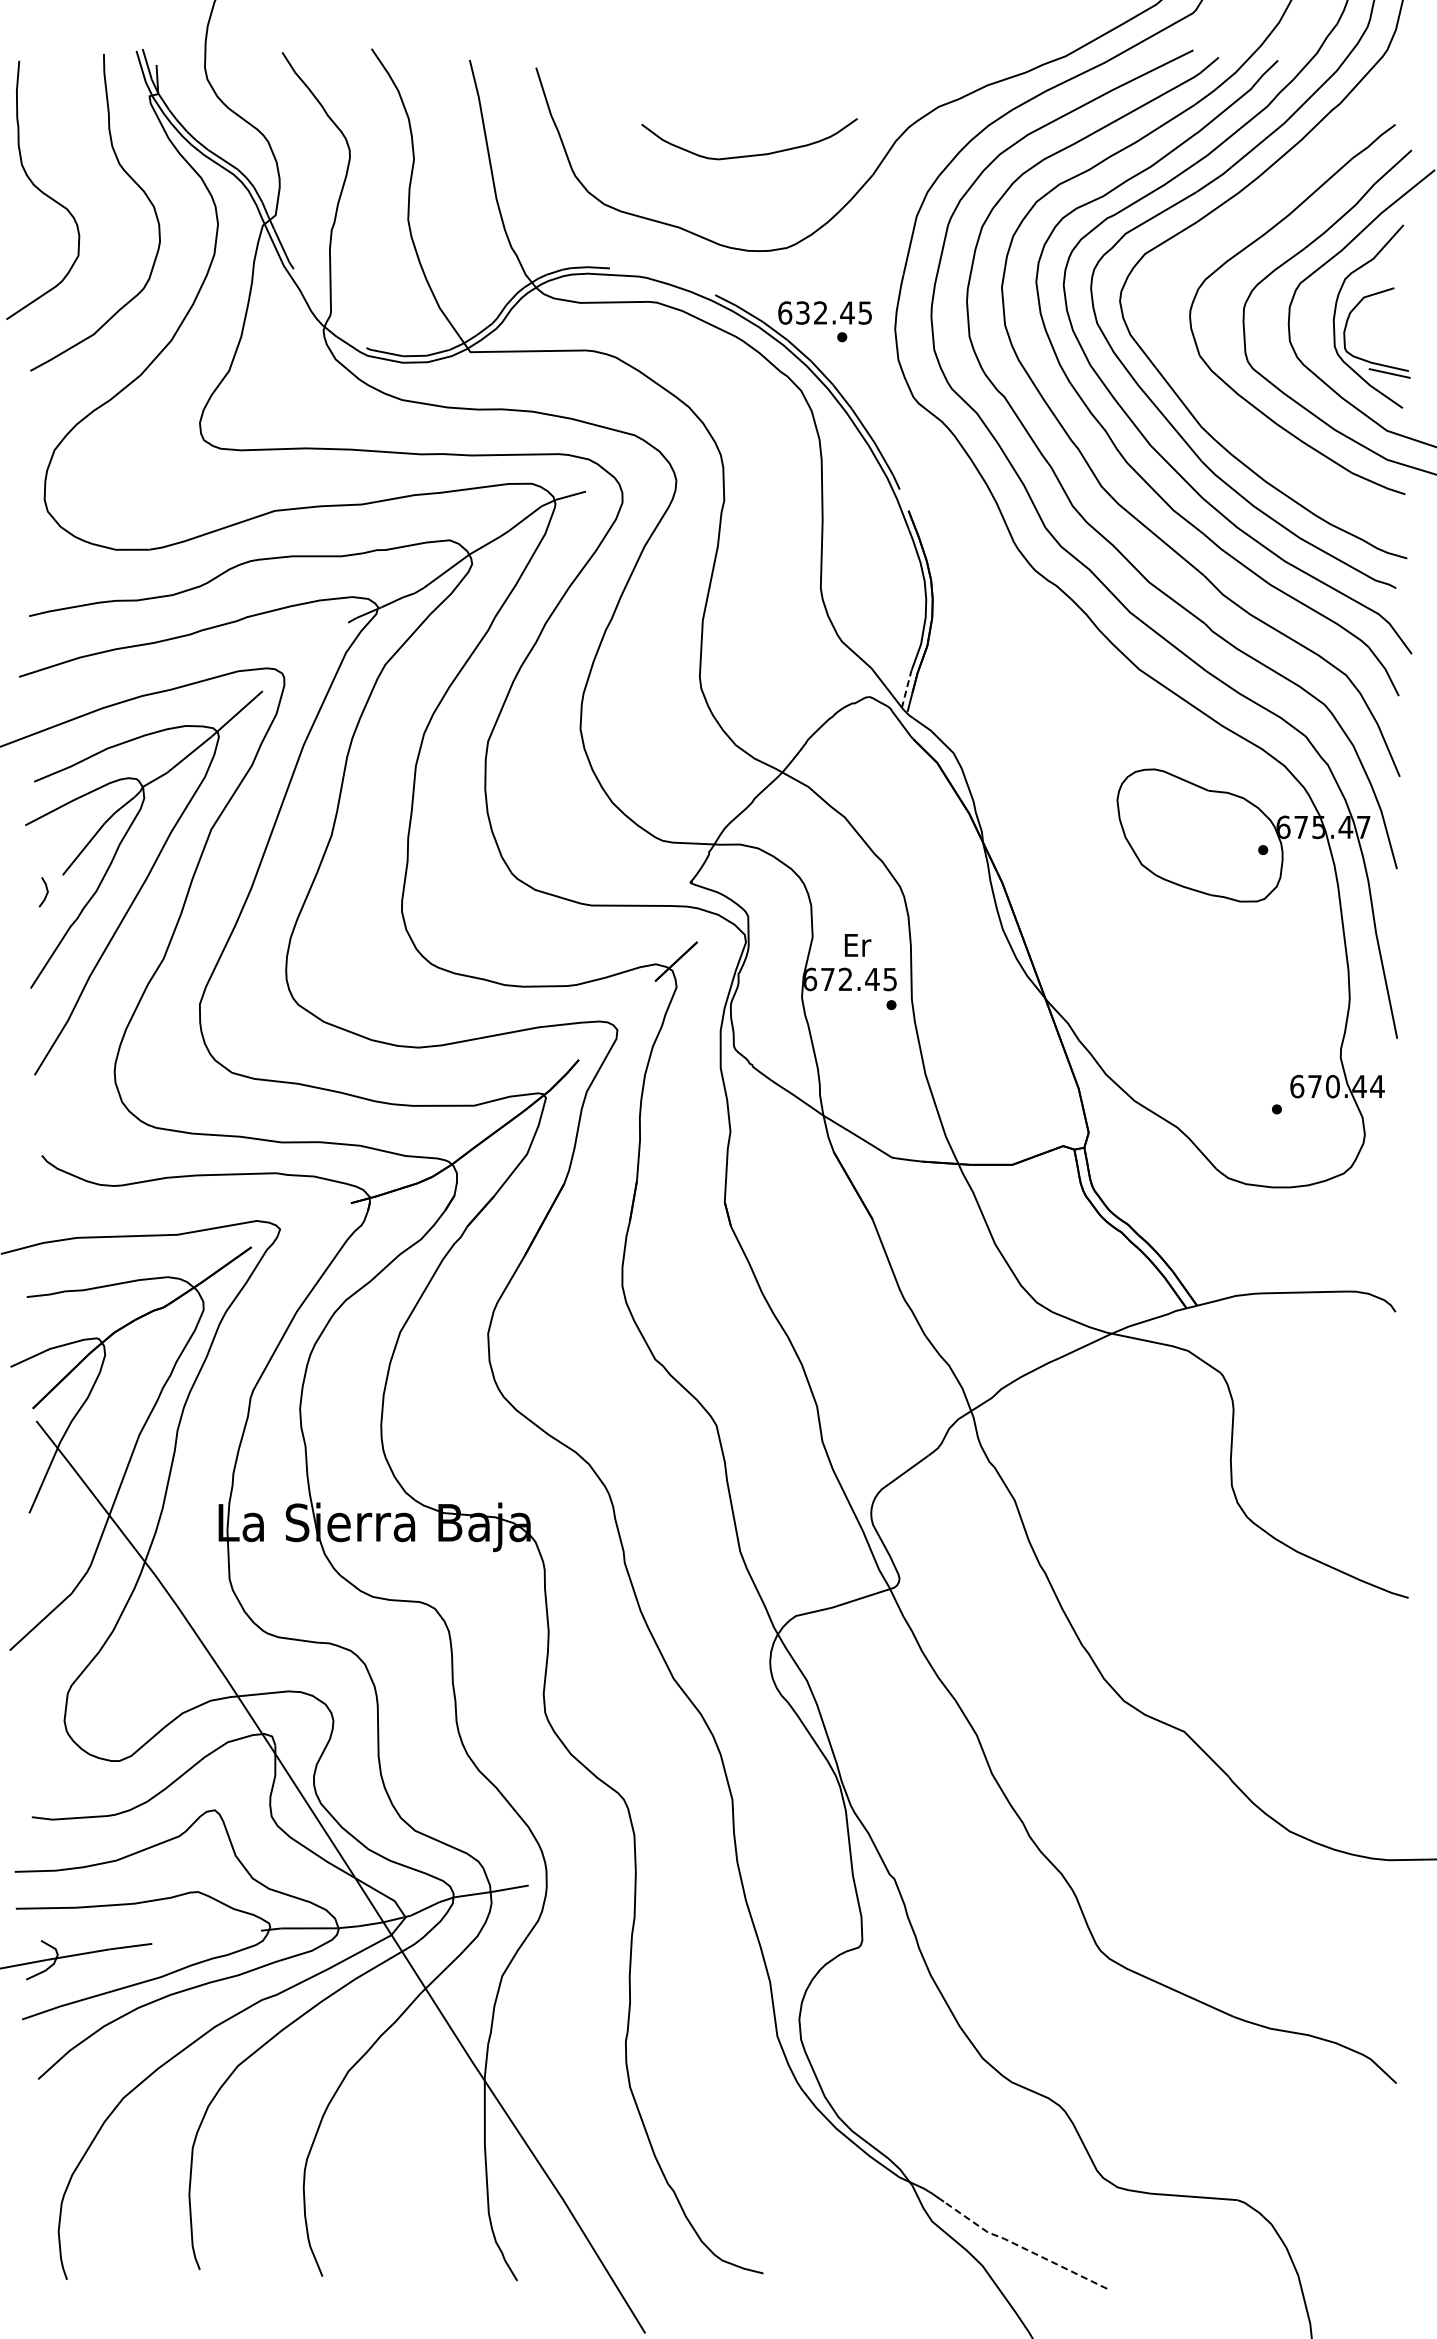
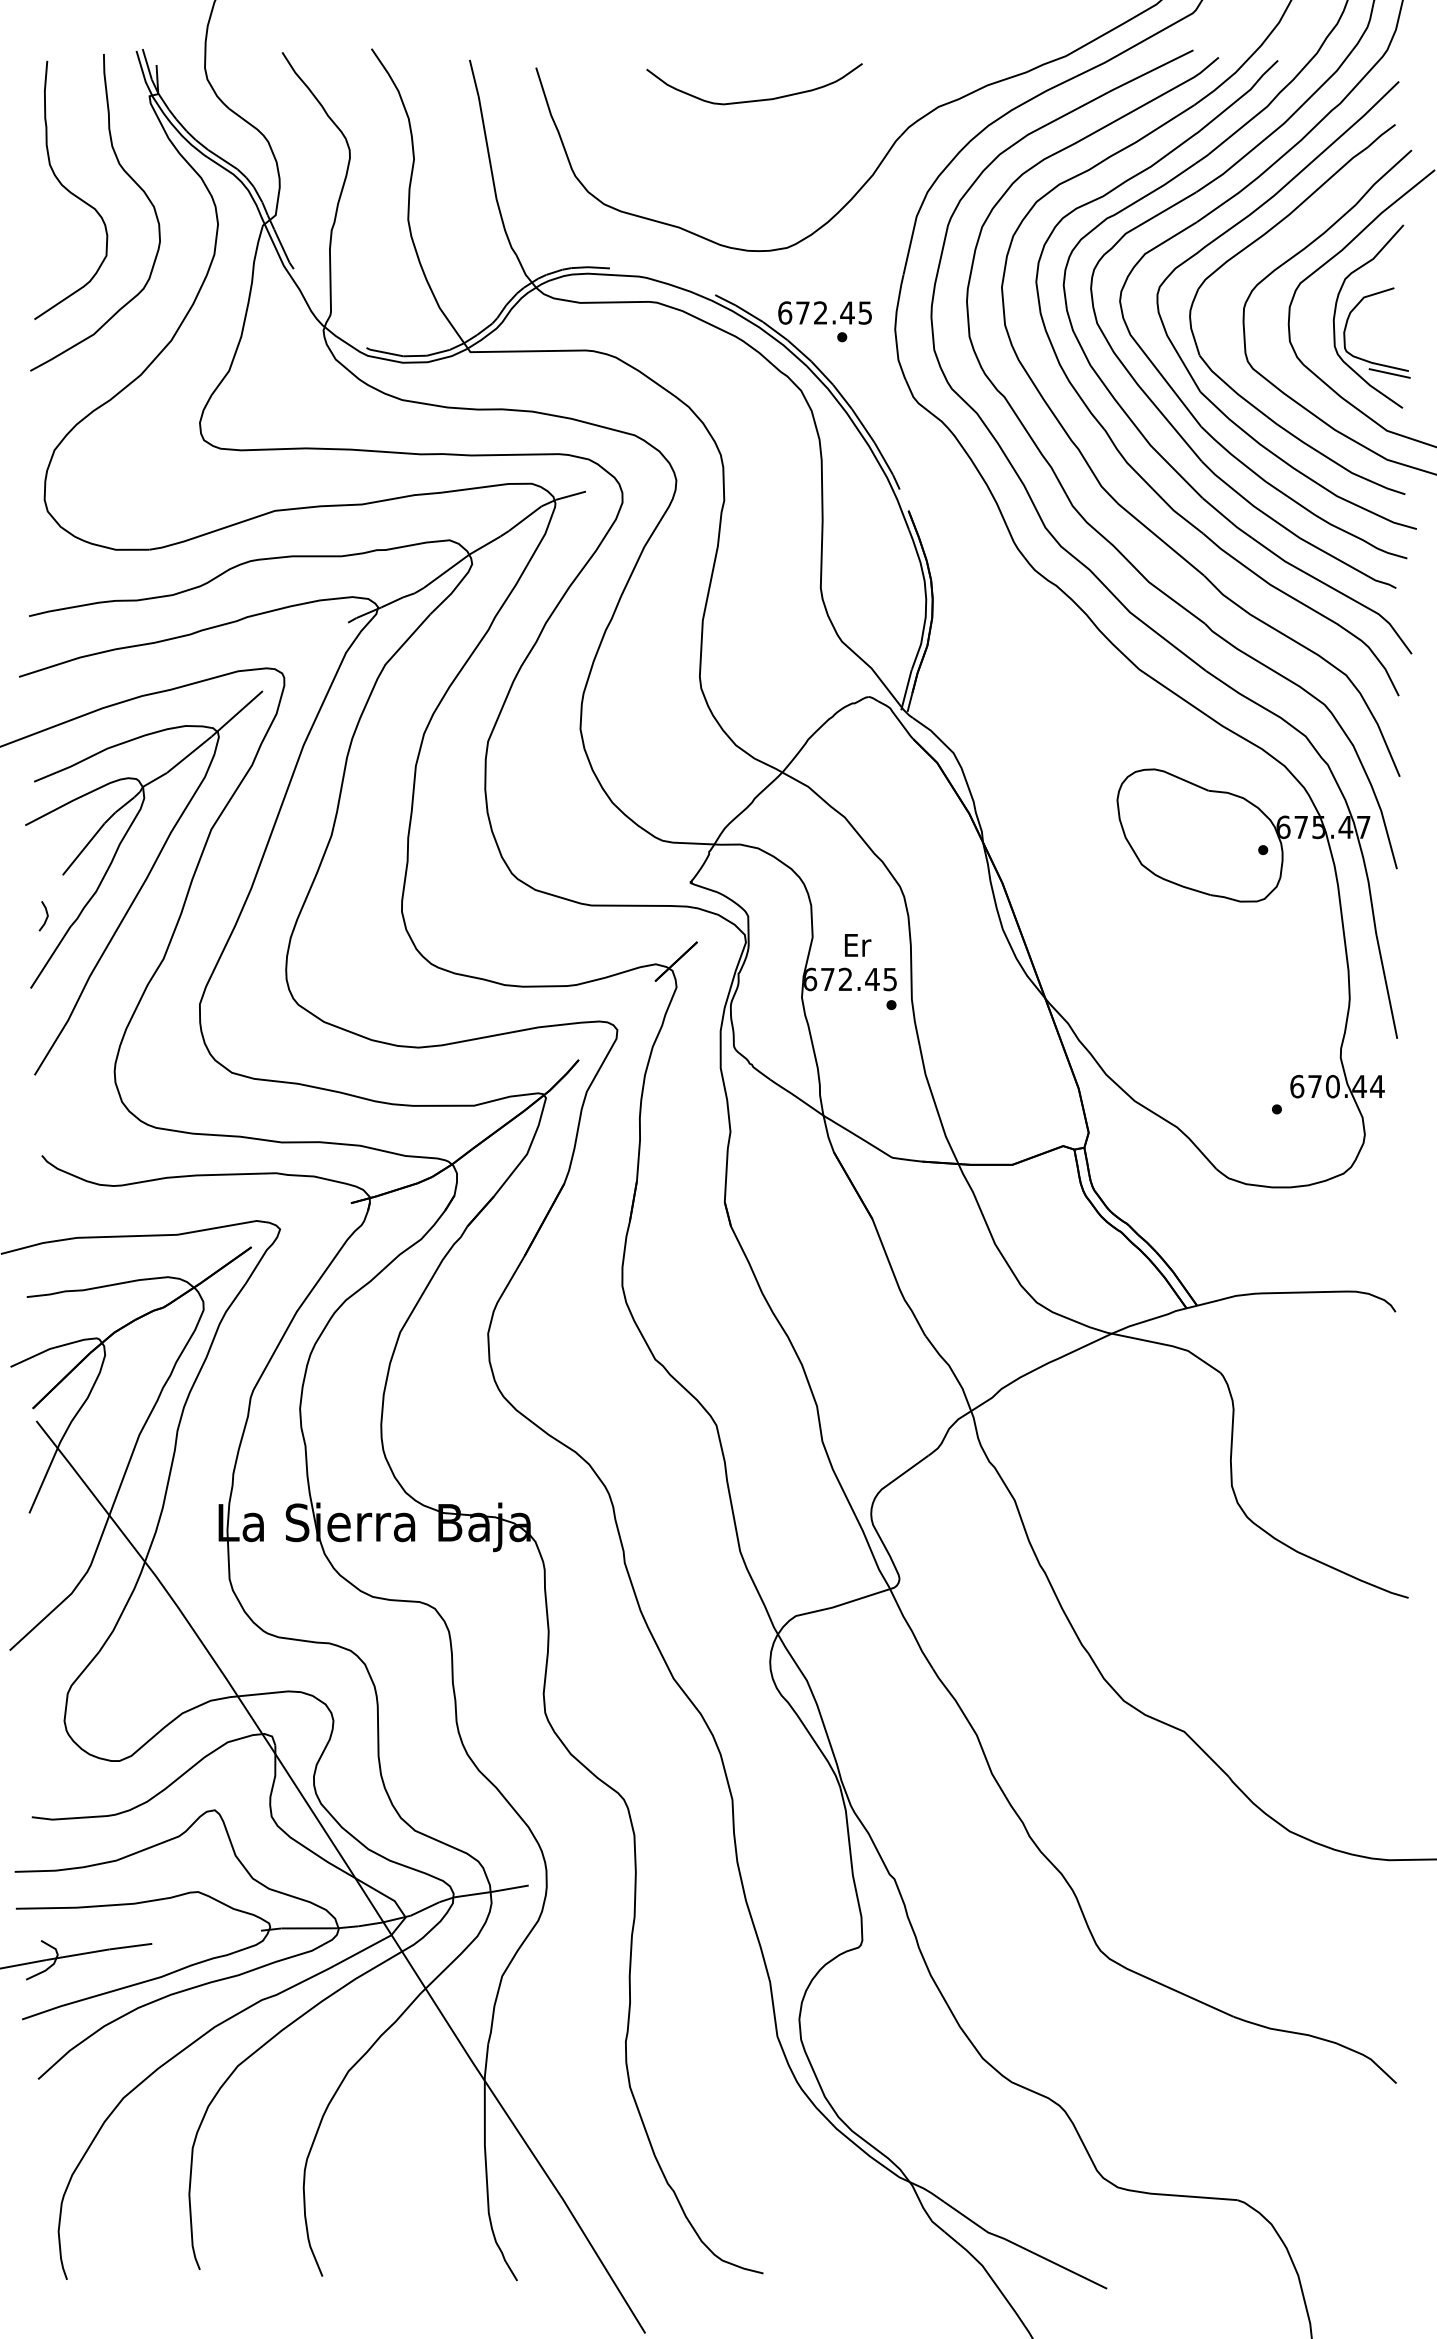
curve position: (752, 154) -> (757, 99) (757, 99)
curve position: (41, 190) -> (69, 190) (69, 190)
part: none -> present (1234, 227)
text: 632.45 -> 672.45 (802, 312)
line: dashed -> solid (906, 689)
line position: (45, 894) -> (45, 918) (45, 918)
line: dashed -> solid (1022, 2247)
